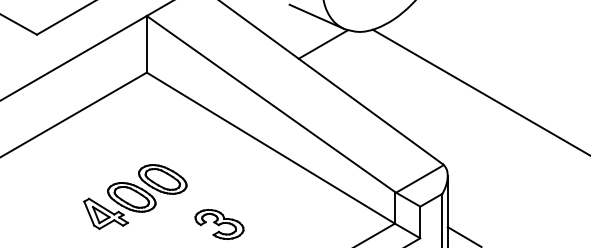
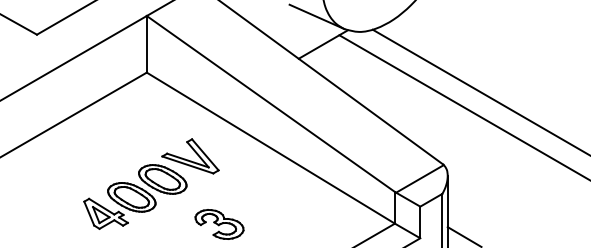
line: none -> present (463, 107)
part: none -> present (190, 156)
